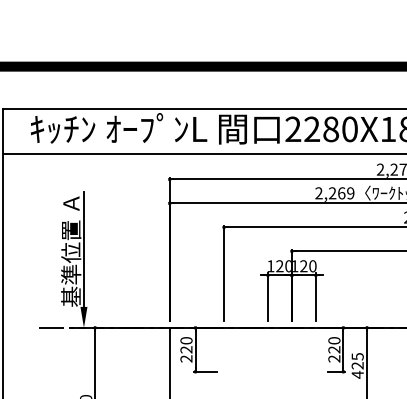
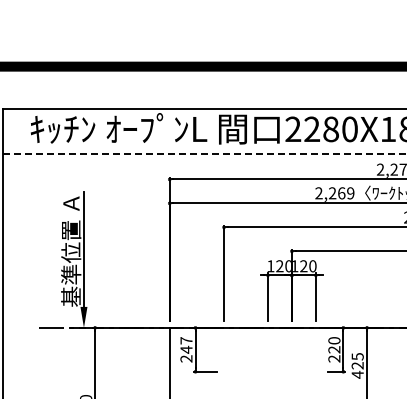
line: solid -> dashed (205, 153)
text: 220 -> 247 (186, 345)
